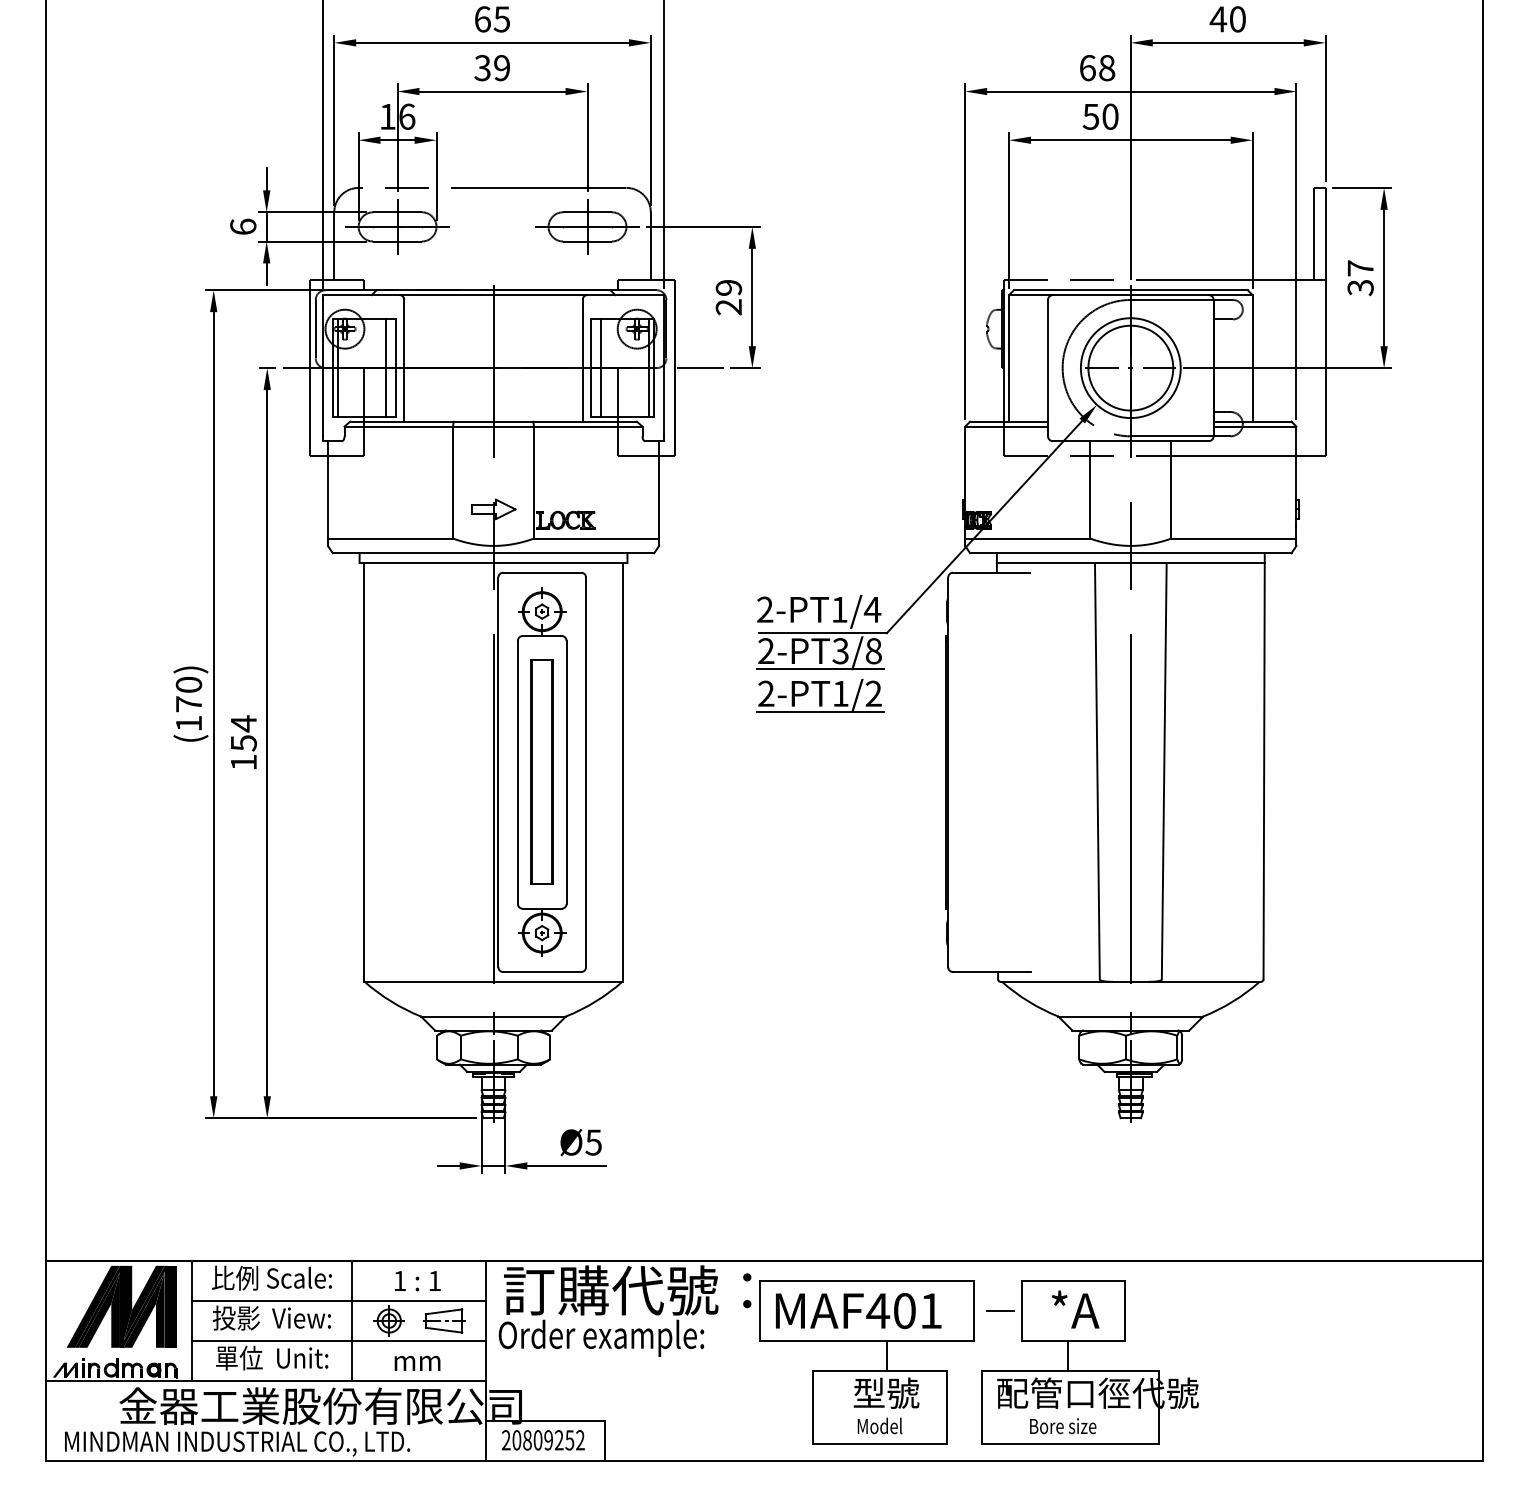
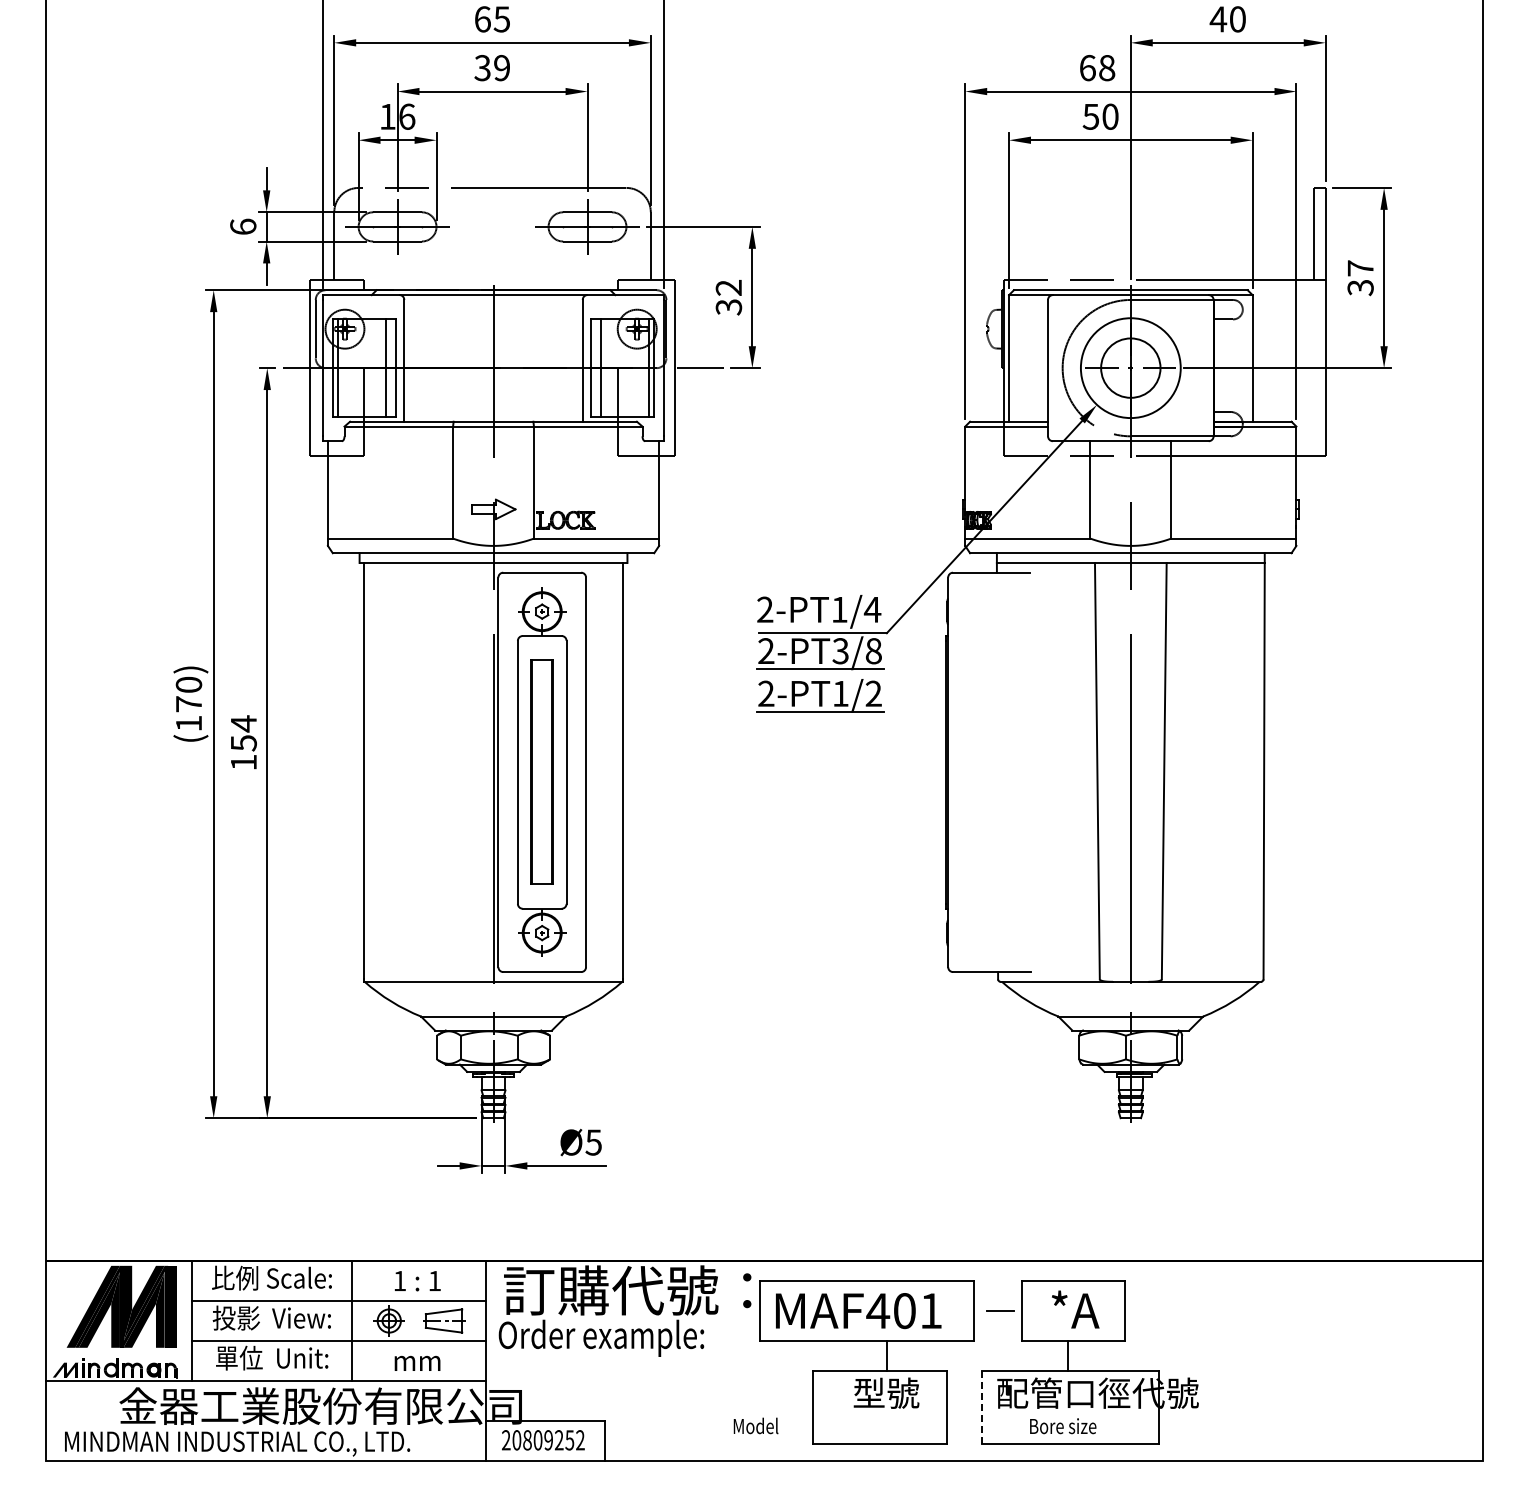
text: 29 -> 32 (729, 297)
circle diameter: 85 px -> 59 px (1130, 367)
line: solid -> dashed (982, 1407)
text position: (879, 1425) -> (755, 1425) (755, 1425)
